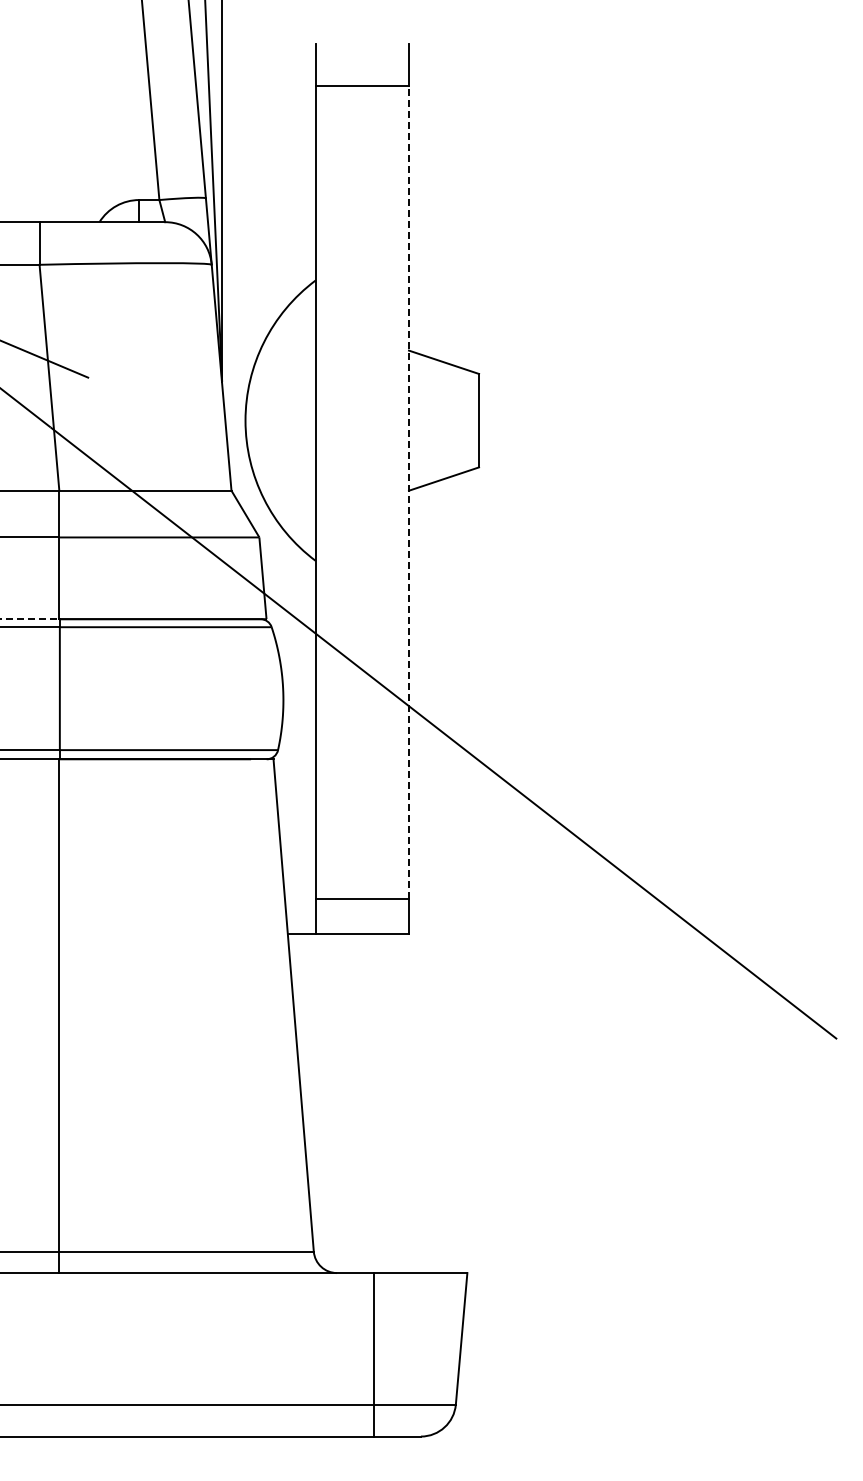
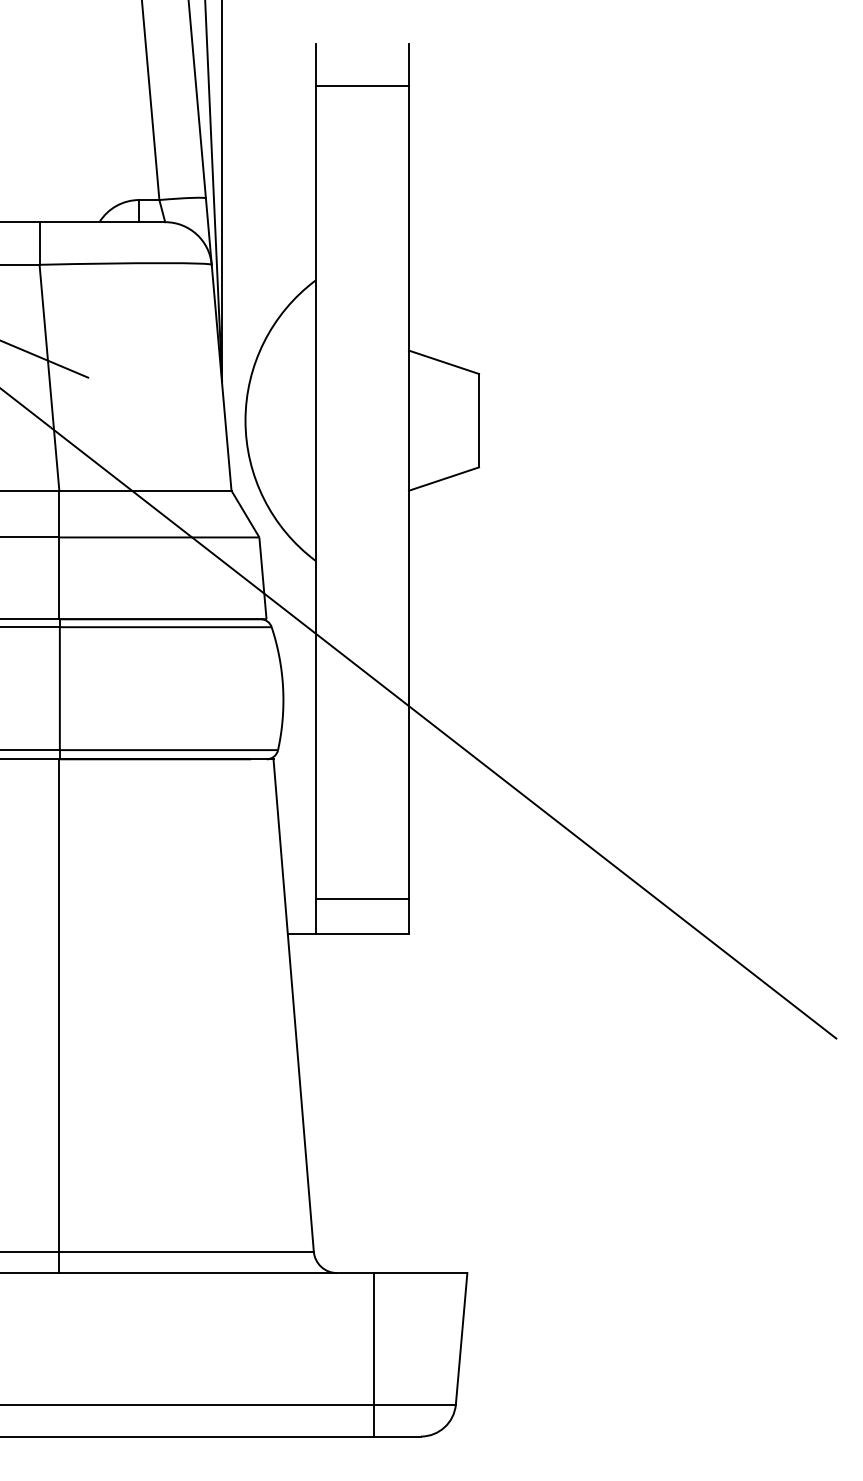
line: dashed -> solid (408, 491)
line: dashed -> solid (30, 619)
